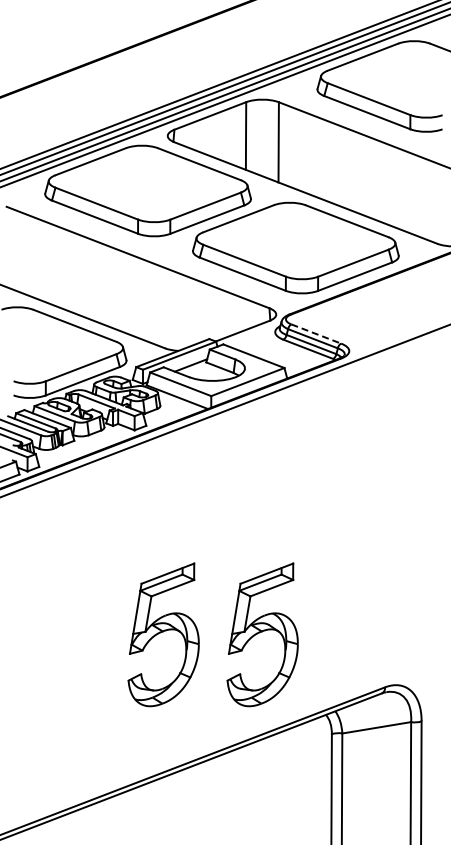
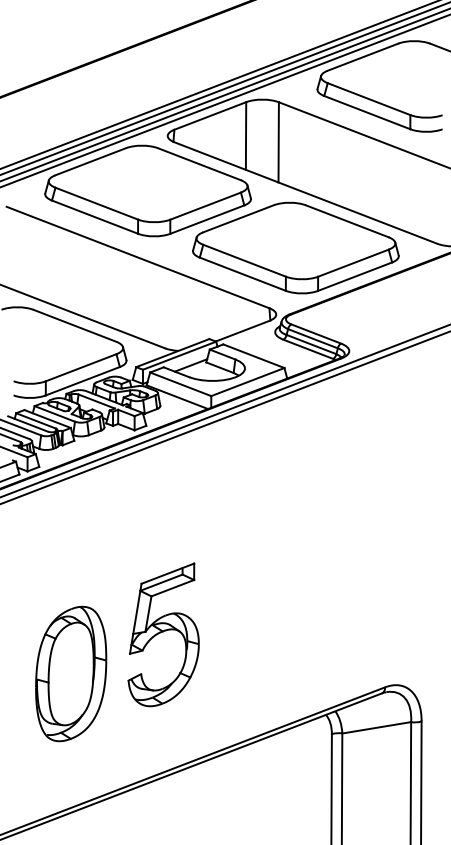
line: dashed -> solid (316, 334)
line: none -> present (224, 417)
part: present -> none (262, 634)
part: none -> present (71, 673)
